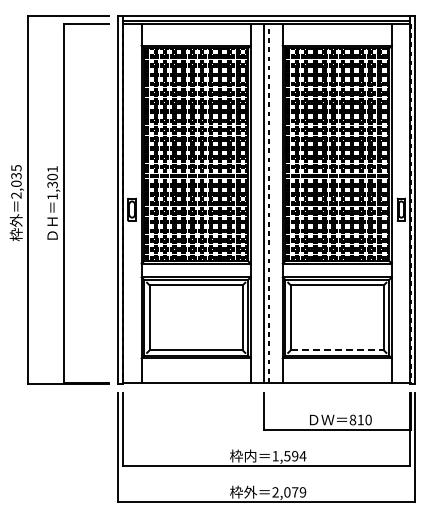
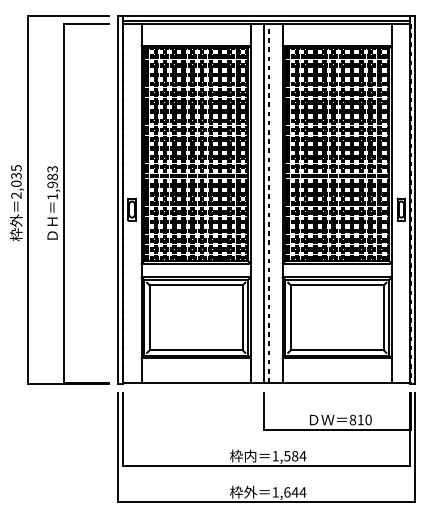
text: 1,301 -> 1,983 (52, 177)
line: dashed -> solid (337, 350)
text: 1,594 -> 1,584 (295, 456)
text: 2,079 -> 1,644 (289, 492)
